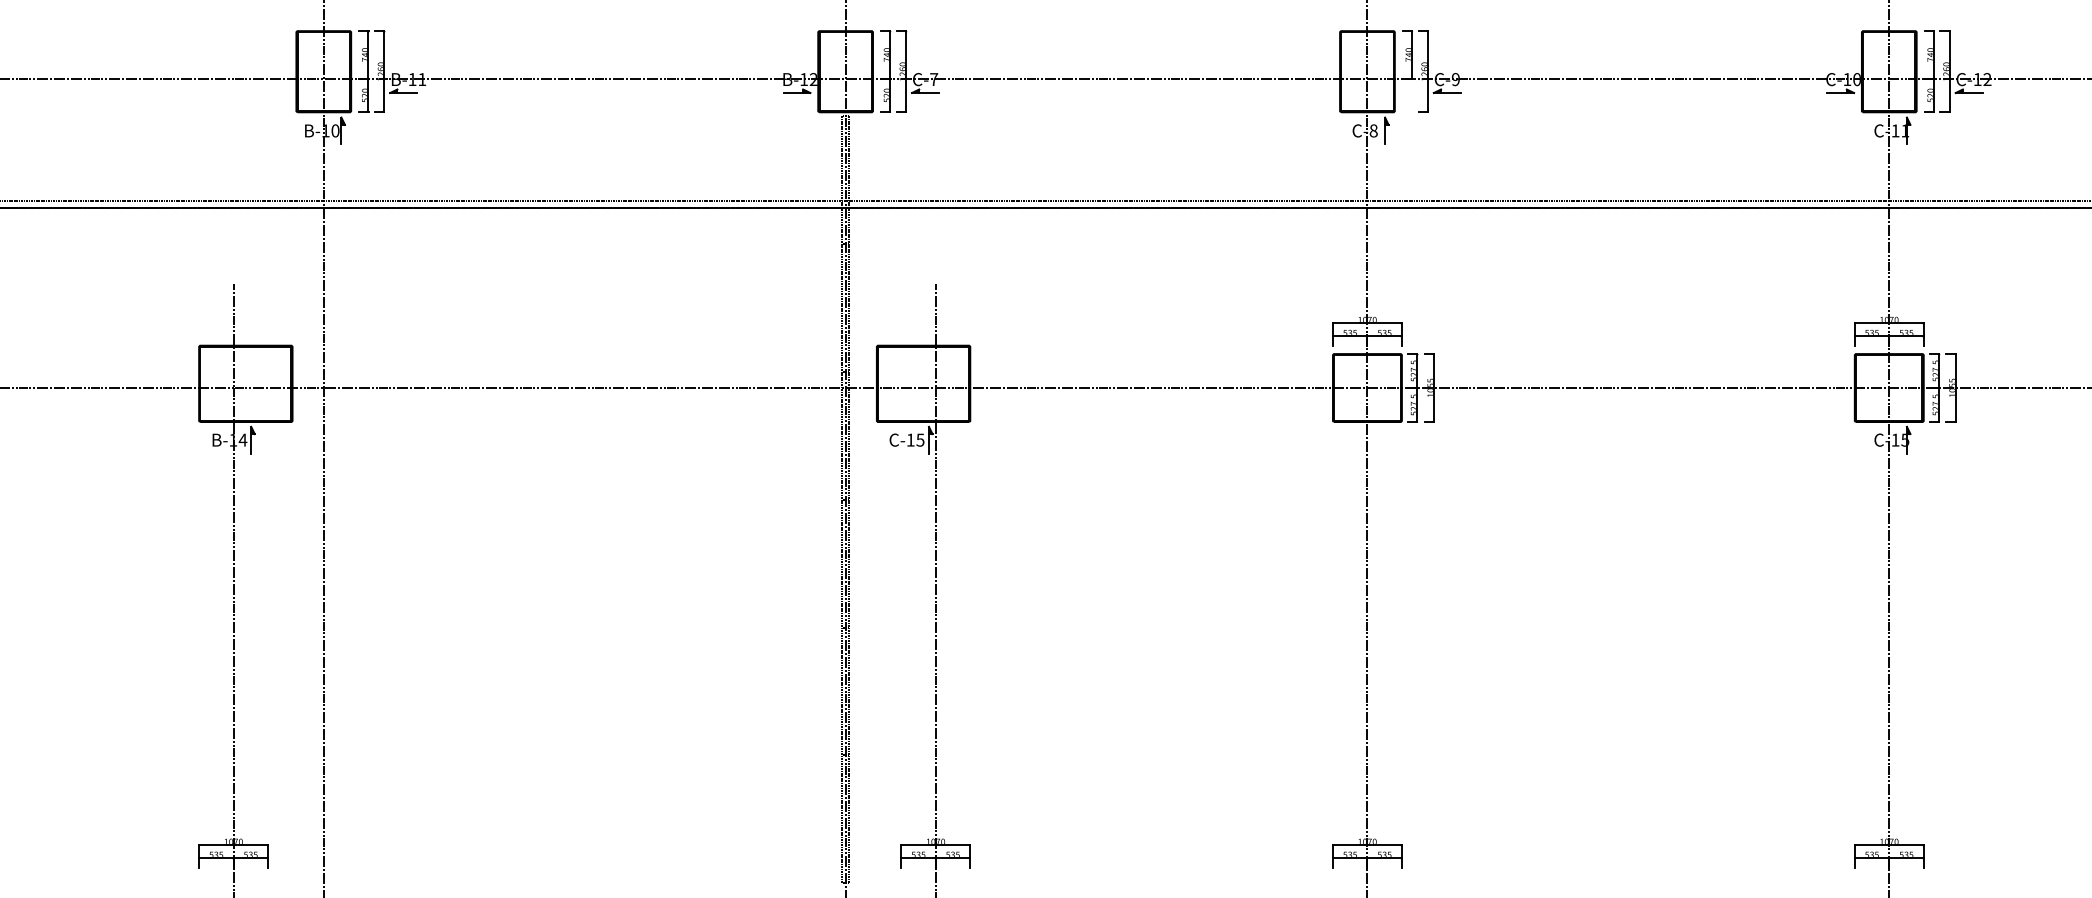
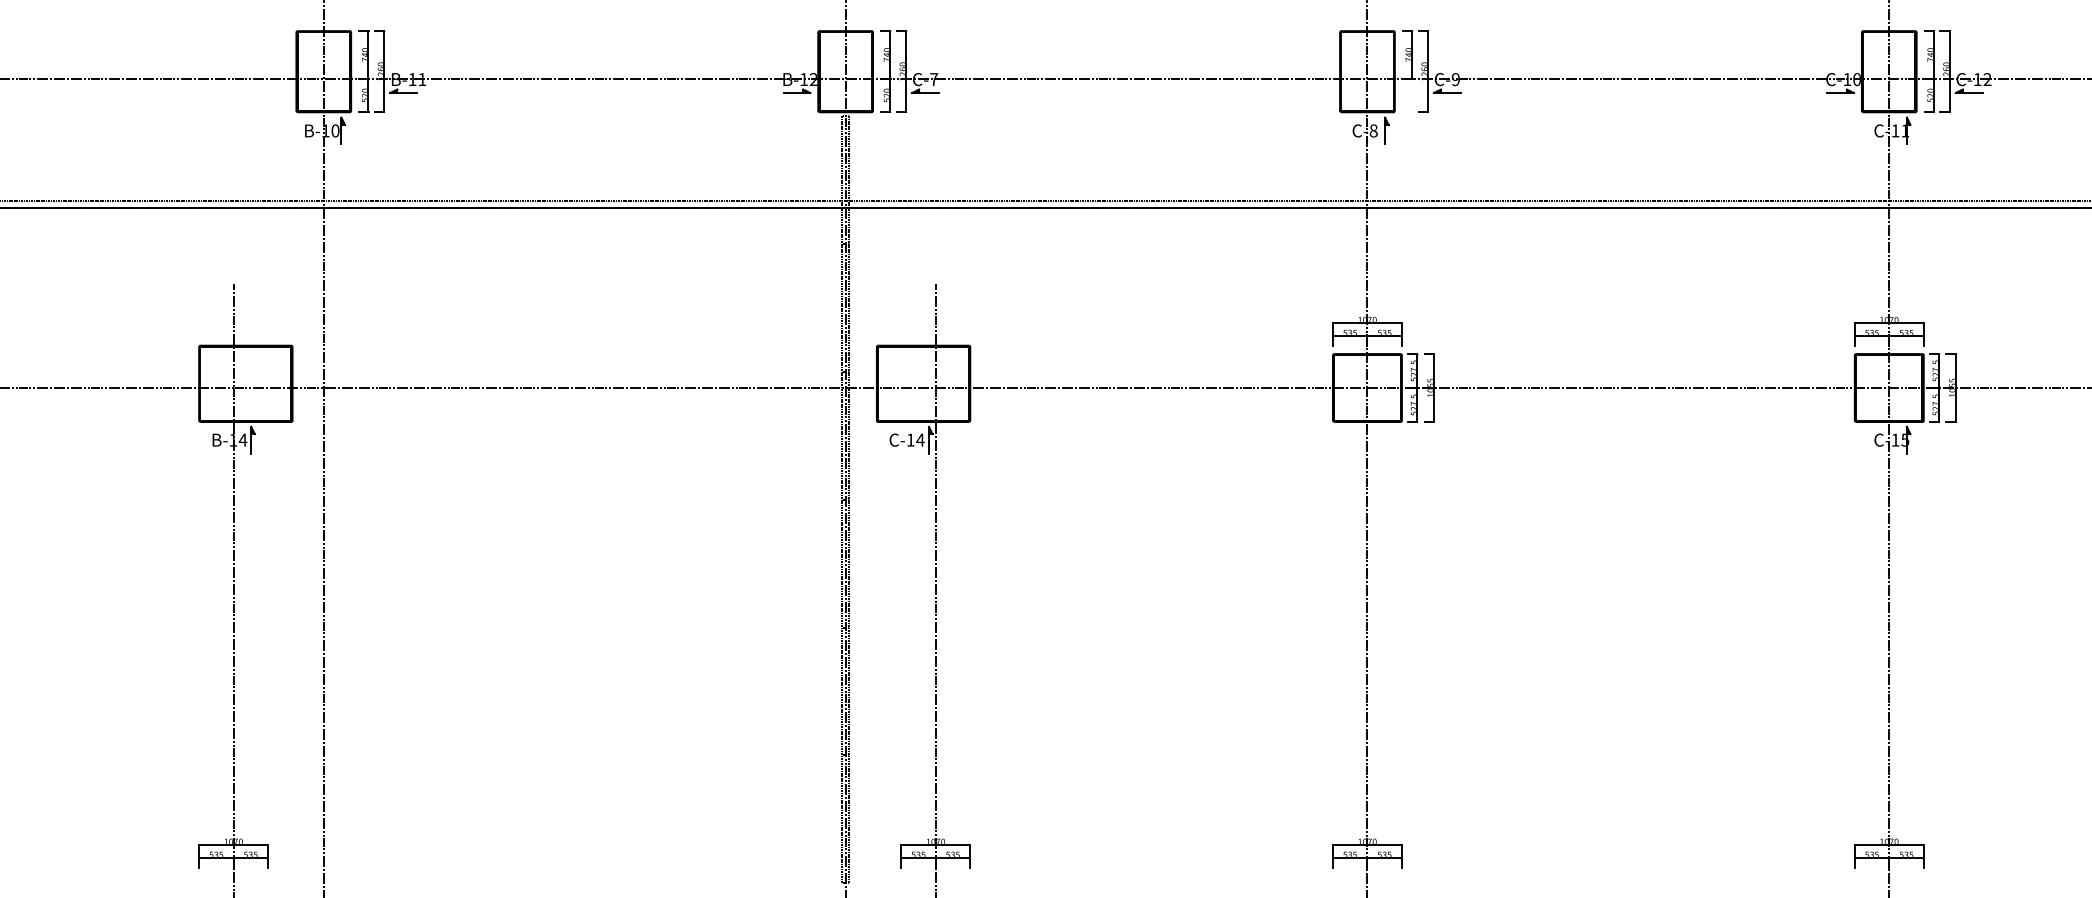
text: C-15 -> C-14 (920, 439)
